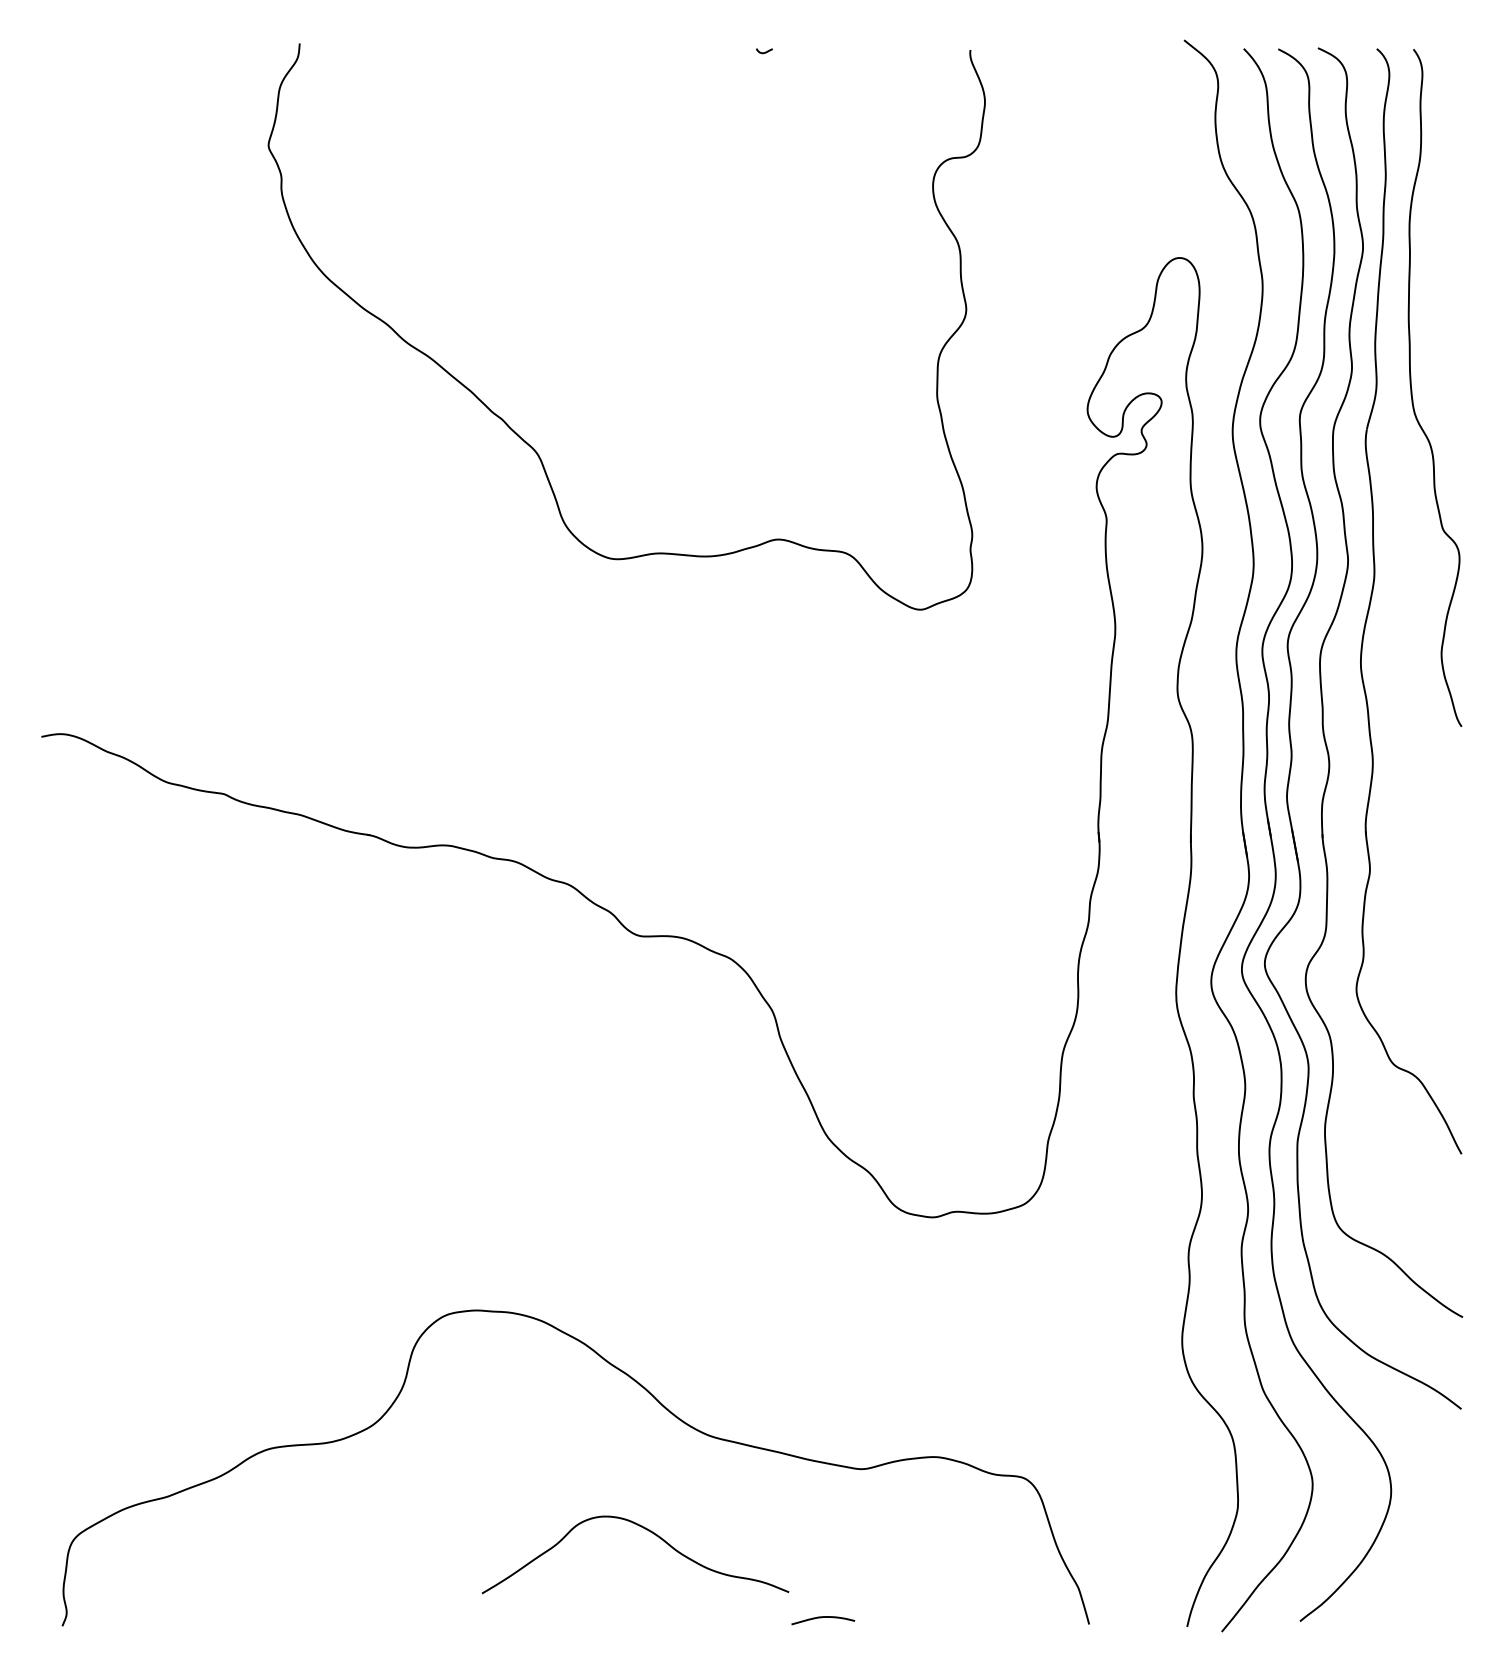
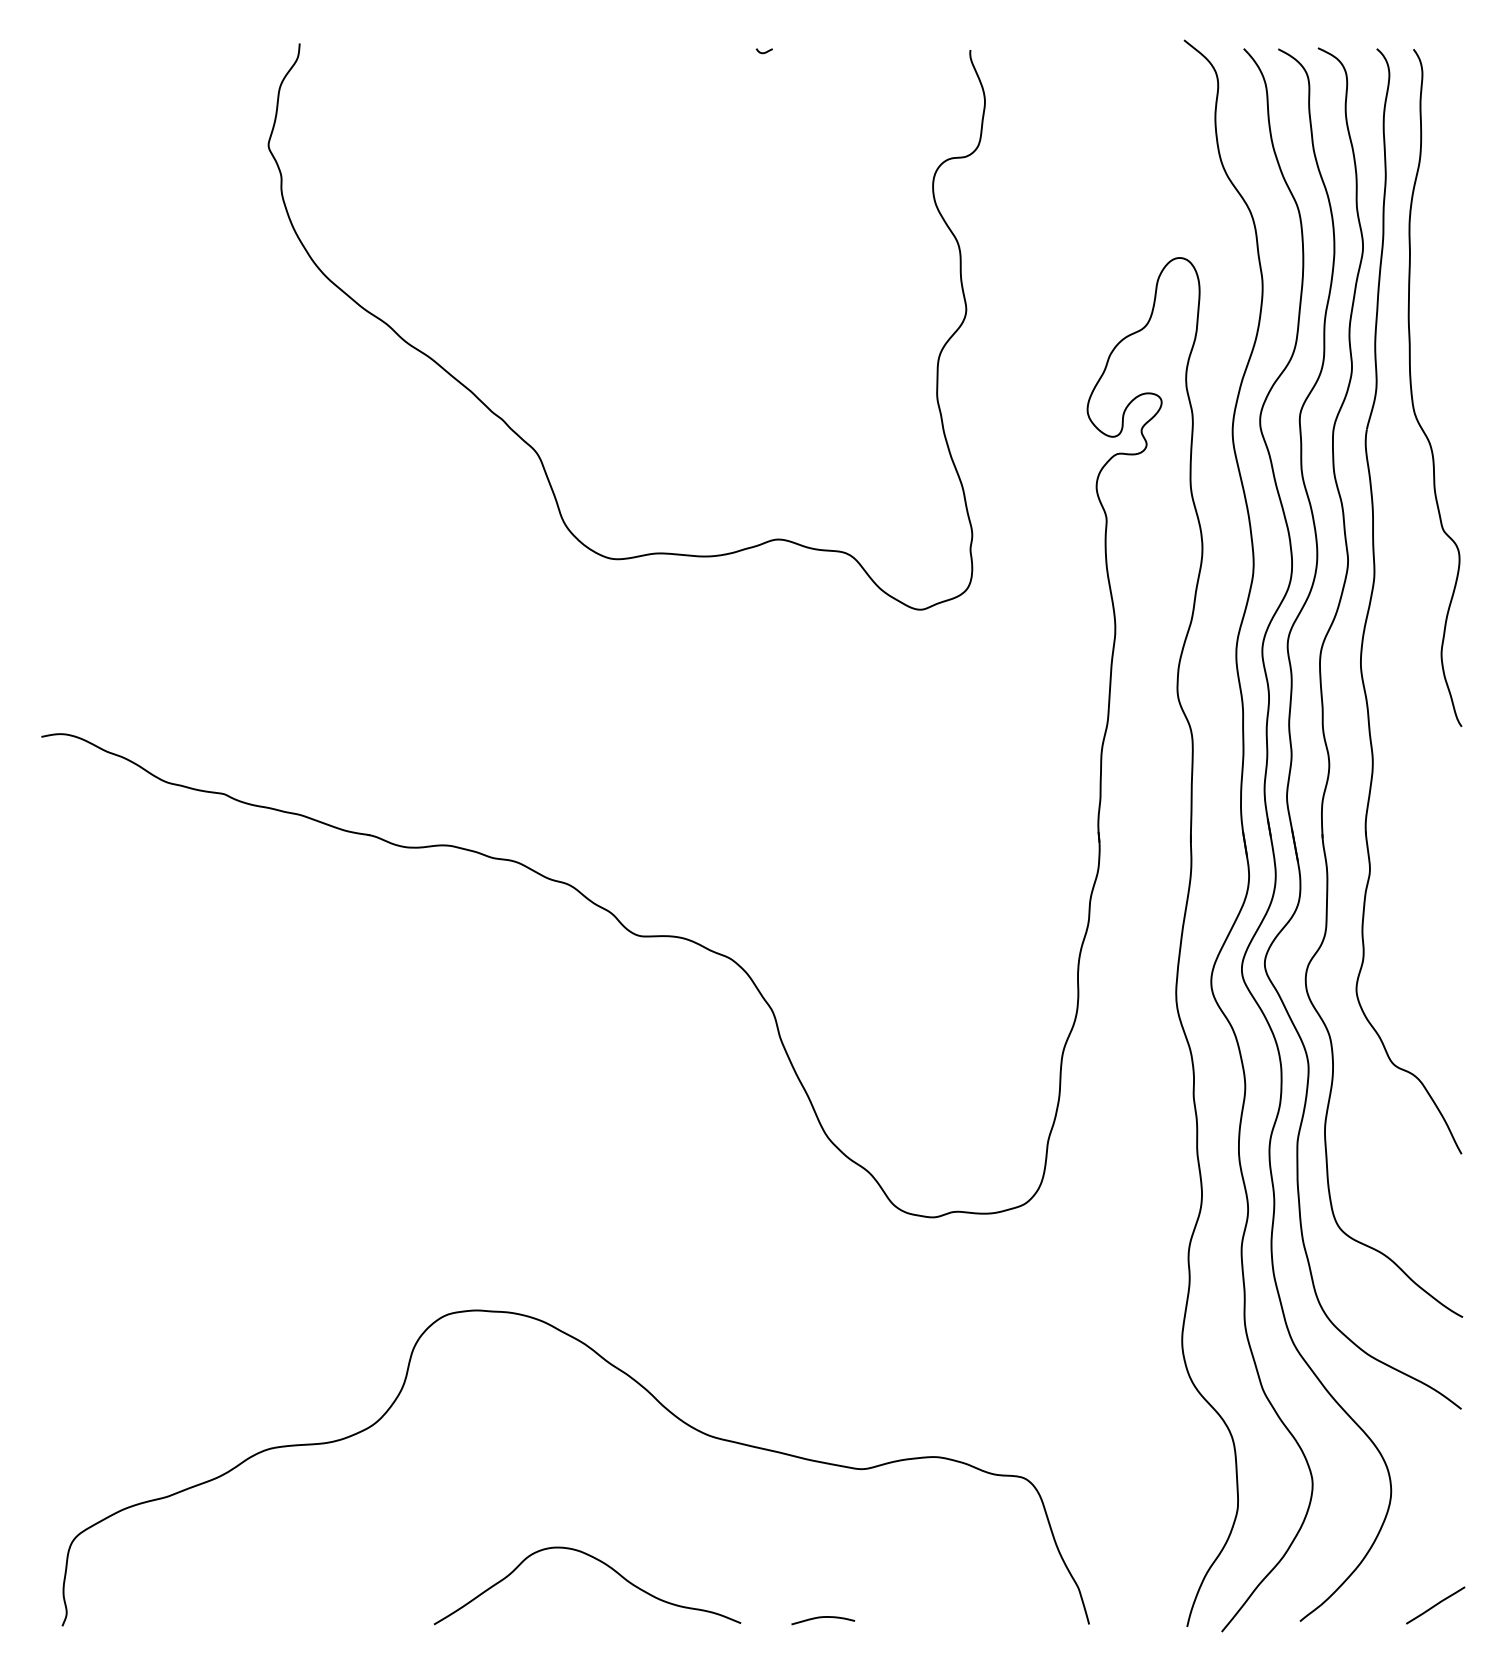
curve position: (646, 1530) -> (598, 1561) (598, 1561)
line: none -> present (1435, 1605)
